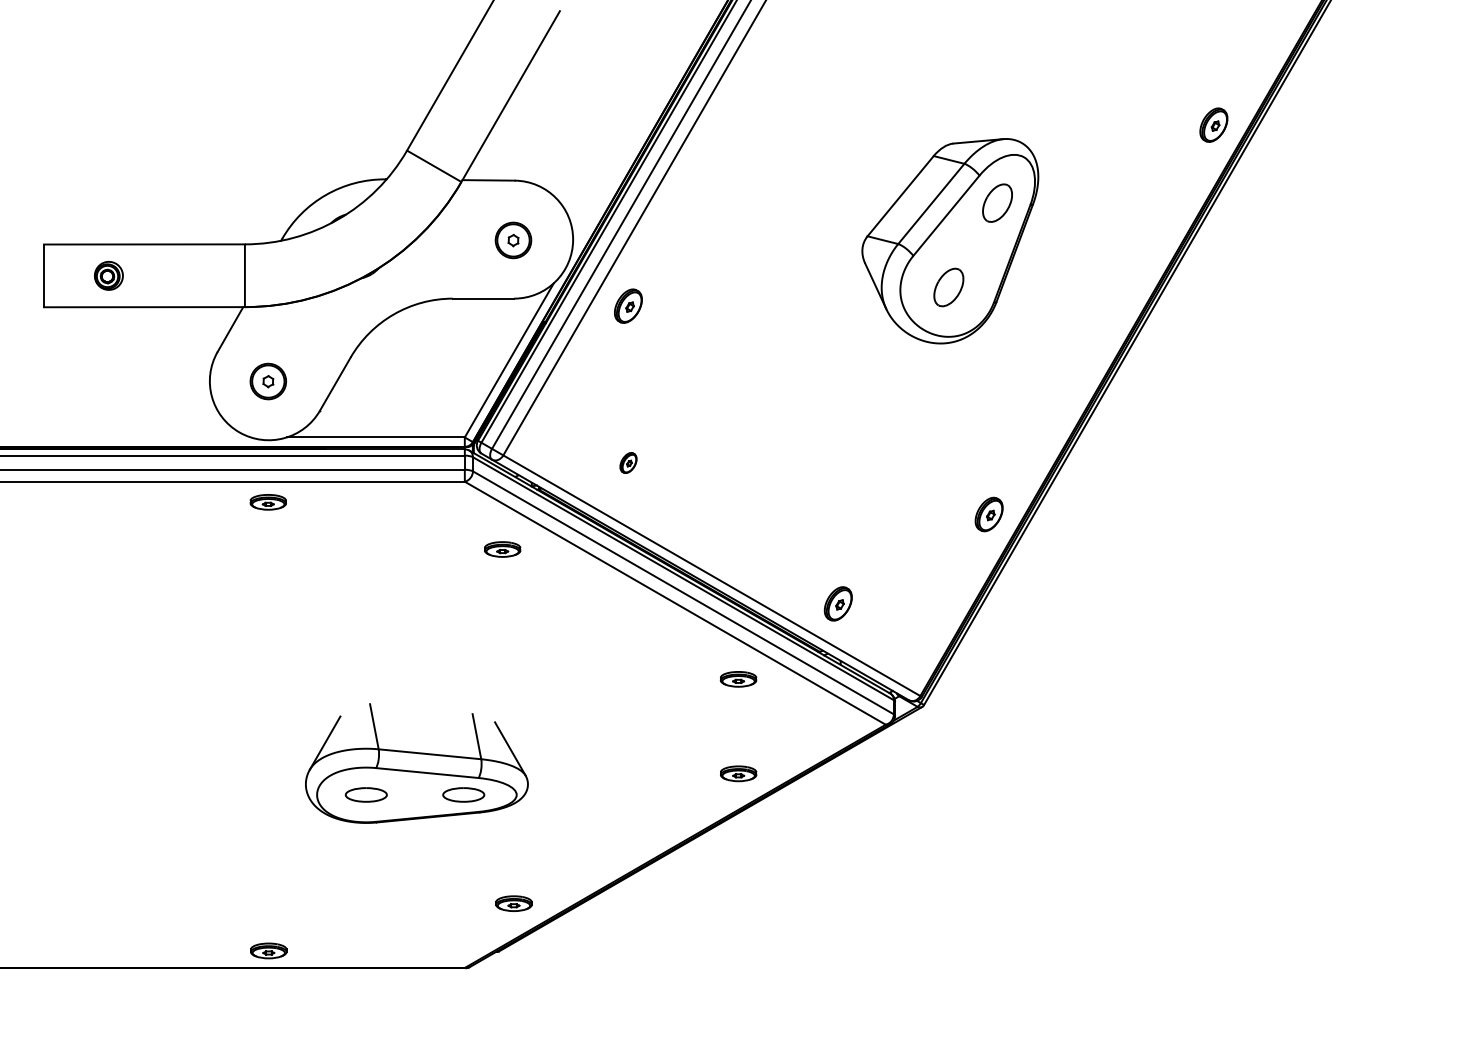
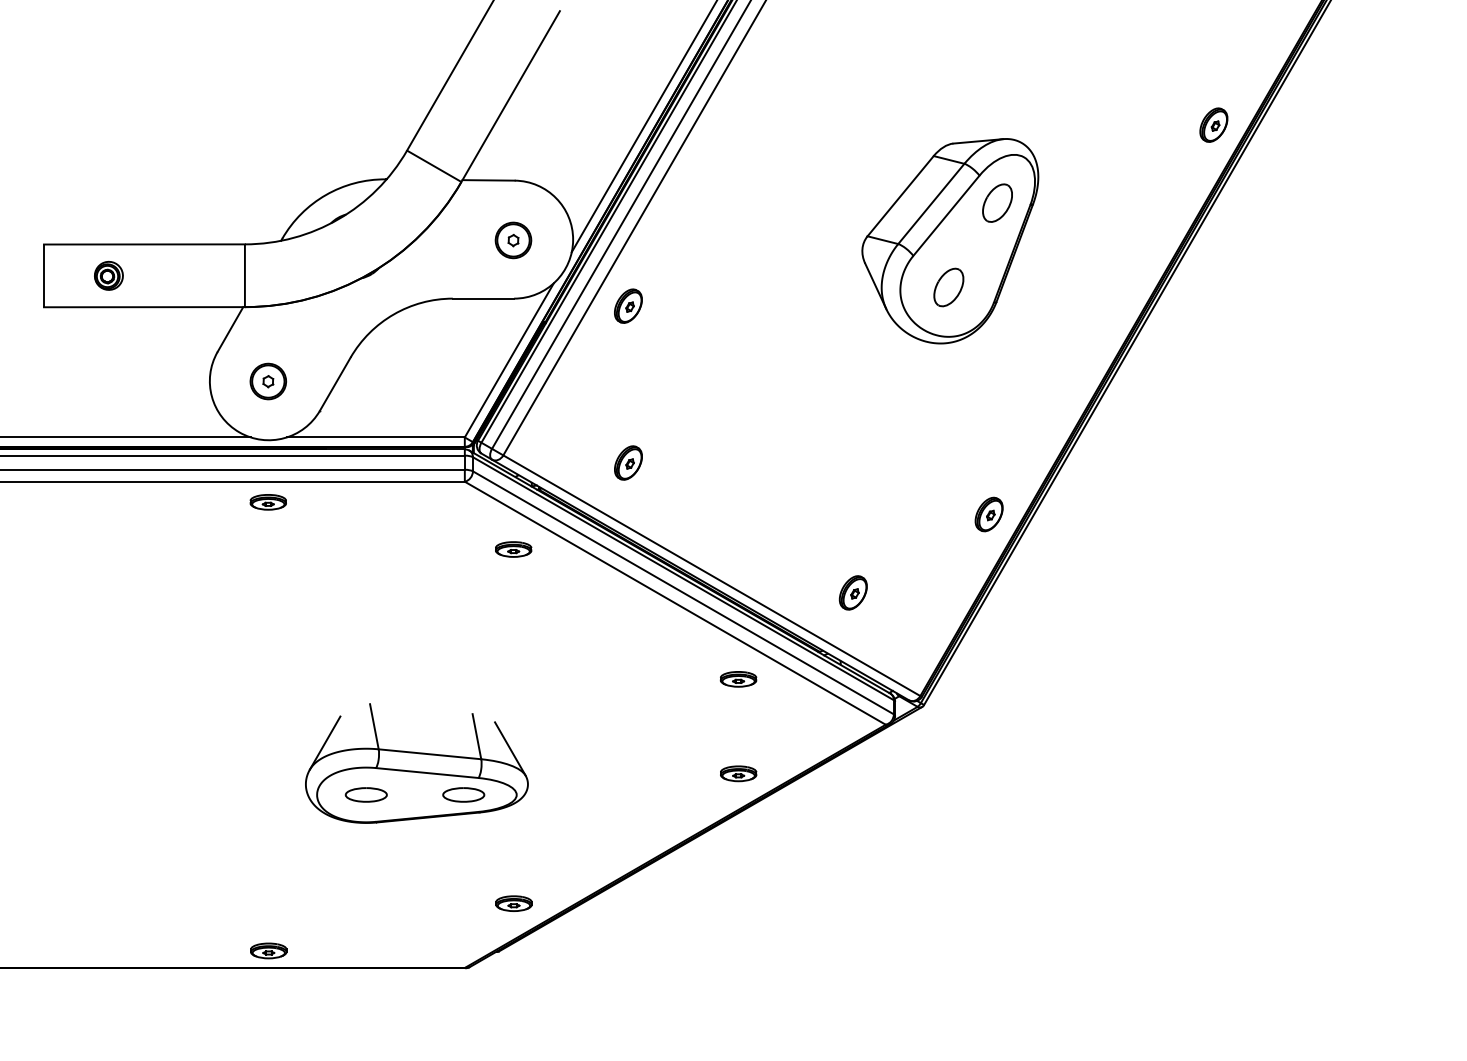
line: none -> present (643, 127)
line: none -> present (126, 437)
part size: 19x22 px -> 29x36 px (628, 462)
part position: (502, 549) -> (513, 549) (513, 549)
part position: (837, 603) -> (852, 592) (852, 592)
